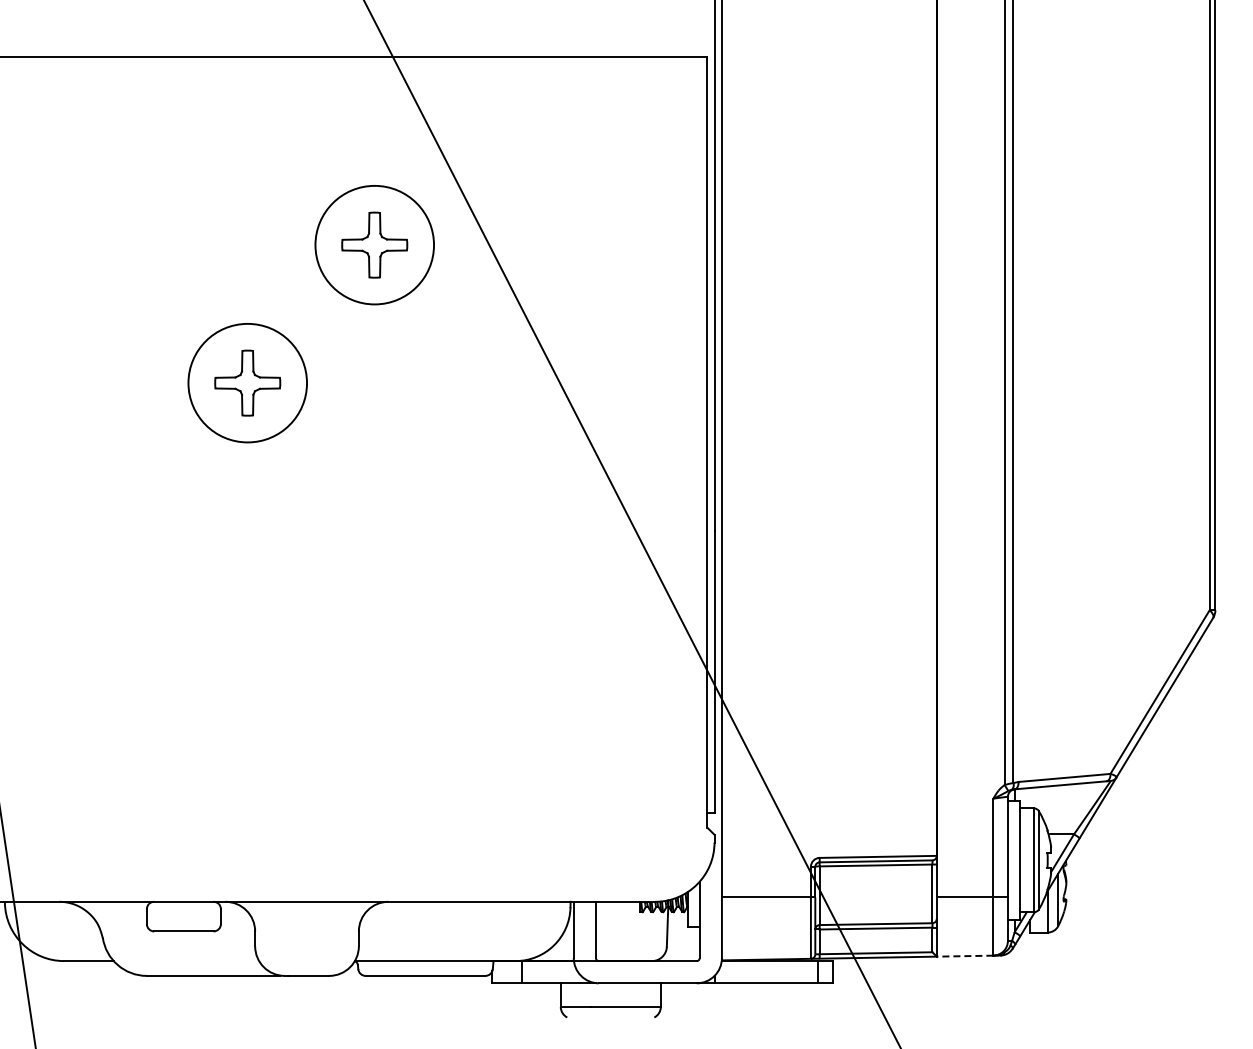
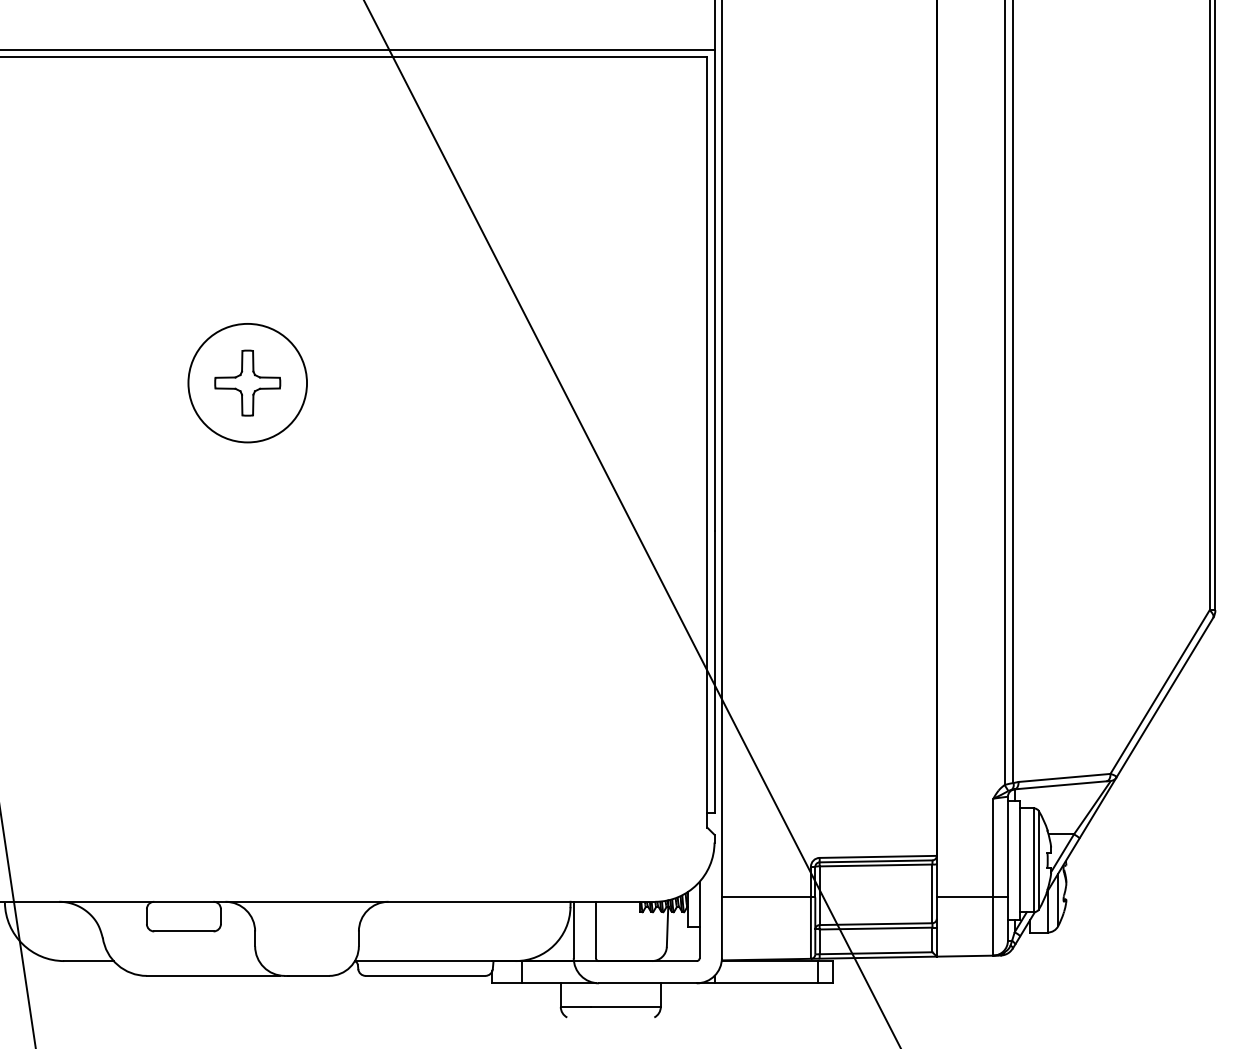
line: none -> present (358, 49)
part: present -> none (374, 245)
line: dashed -> solid (964, 956)
